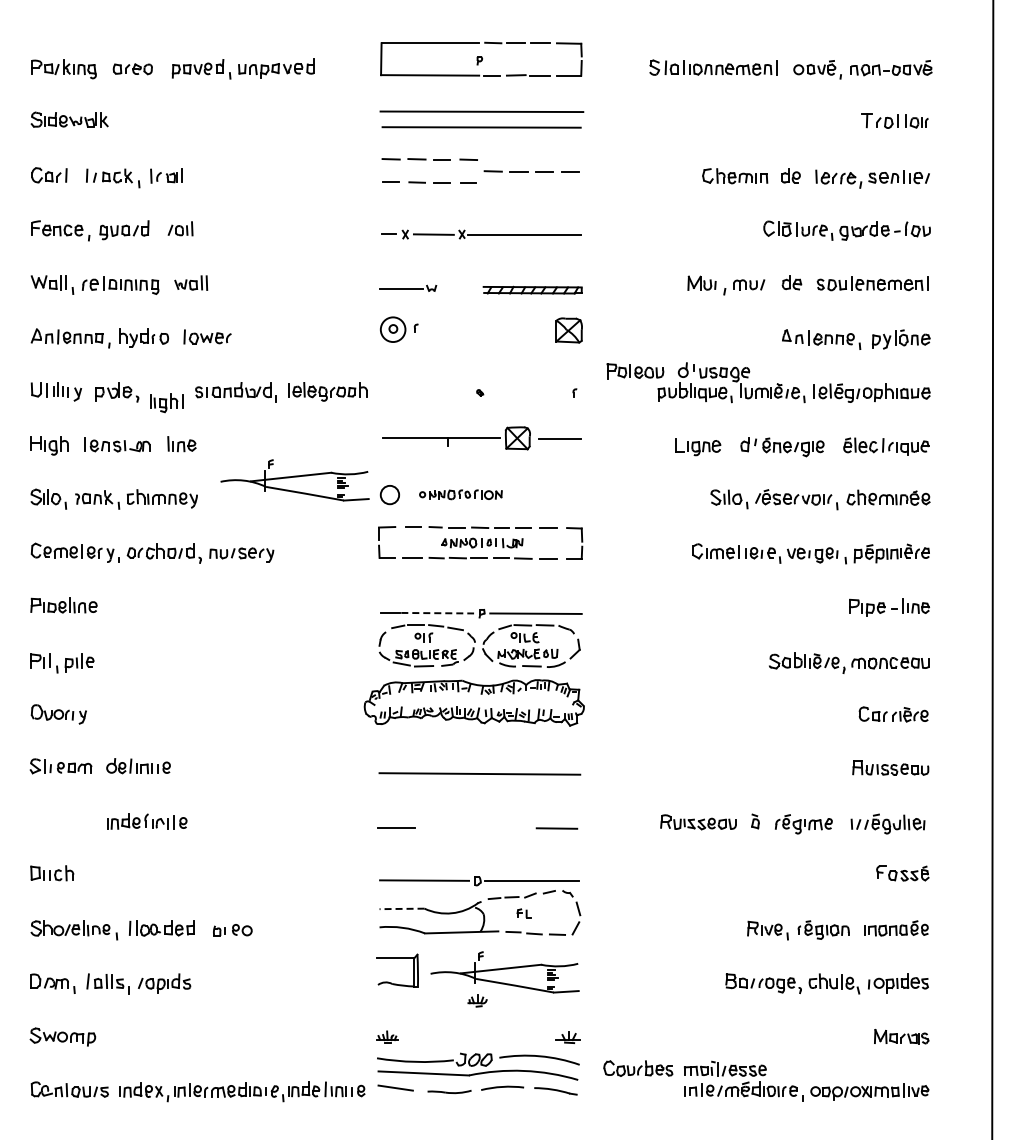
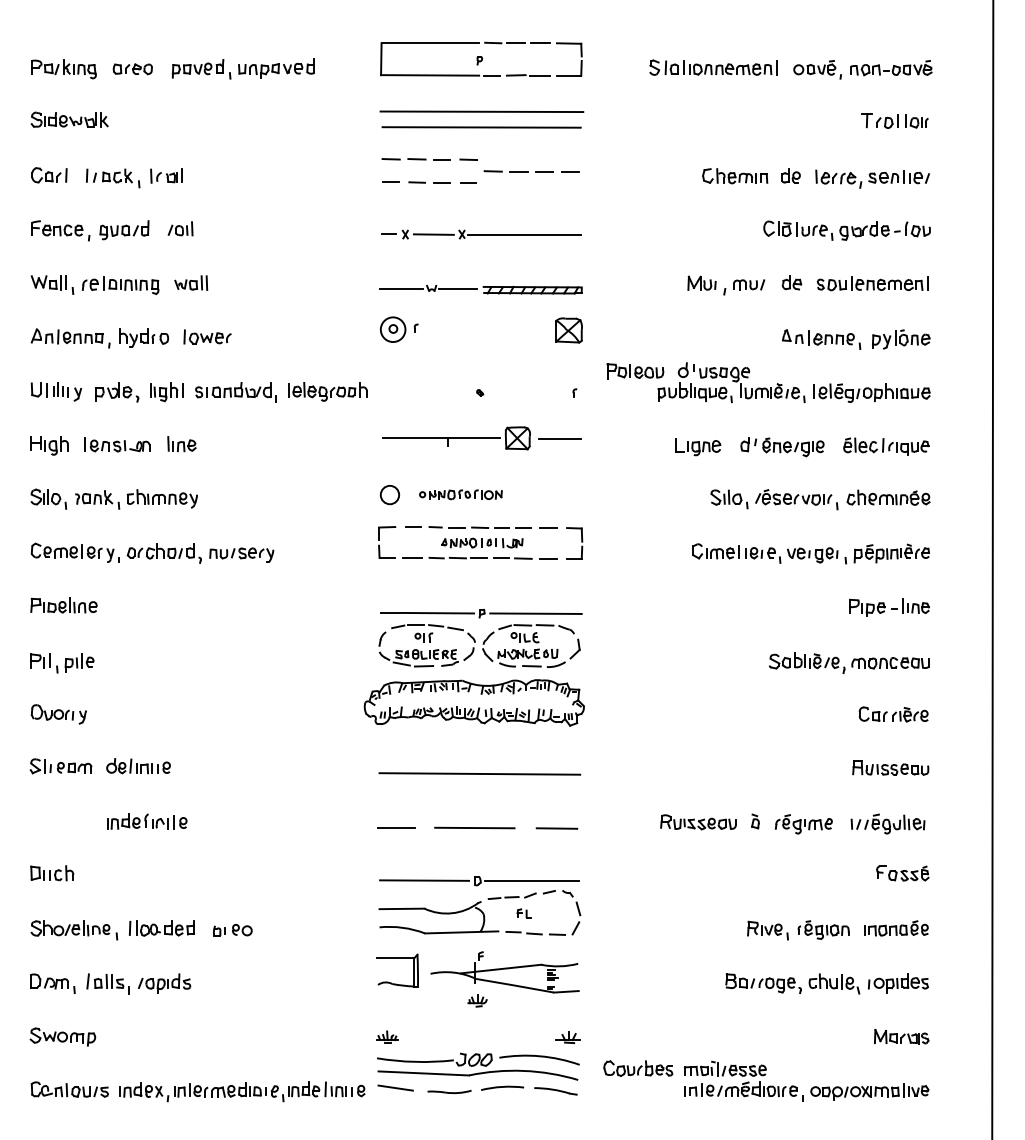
line: none -> present (458, 289)
part position: (166, 403) -> (166, 392) (166, 392)
part: present -> none (294, 480)
line: dashed -> solid (438, 613)
line: none -> present (474, 827)
line: dashed -> solid (401, 908)
